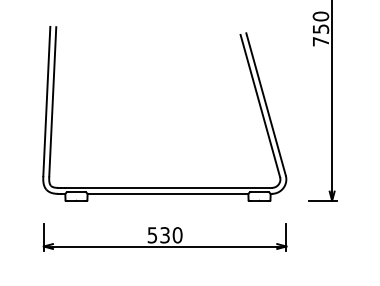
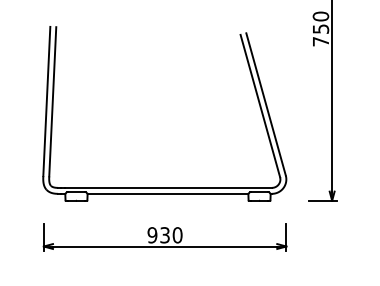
text: 530 -> 930 (152, 235)
